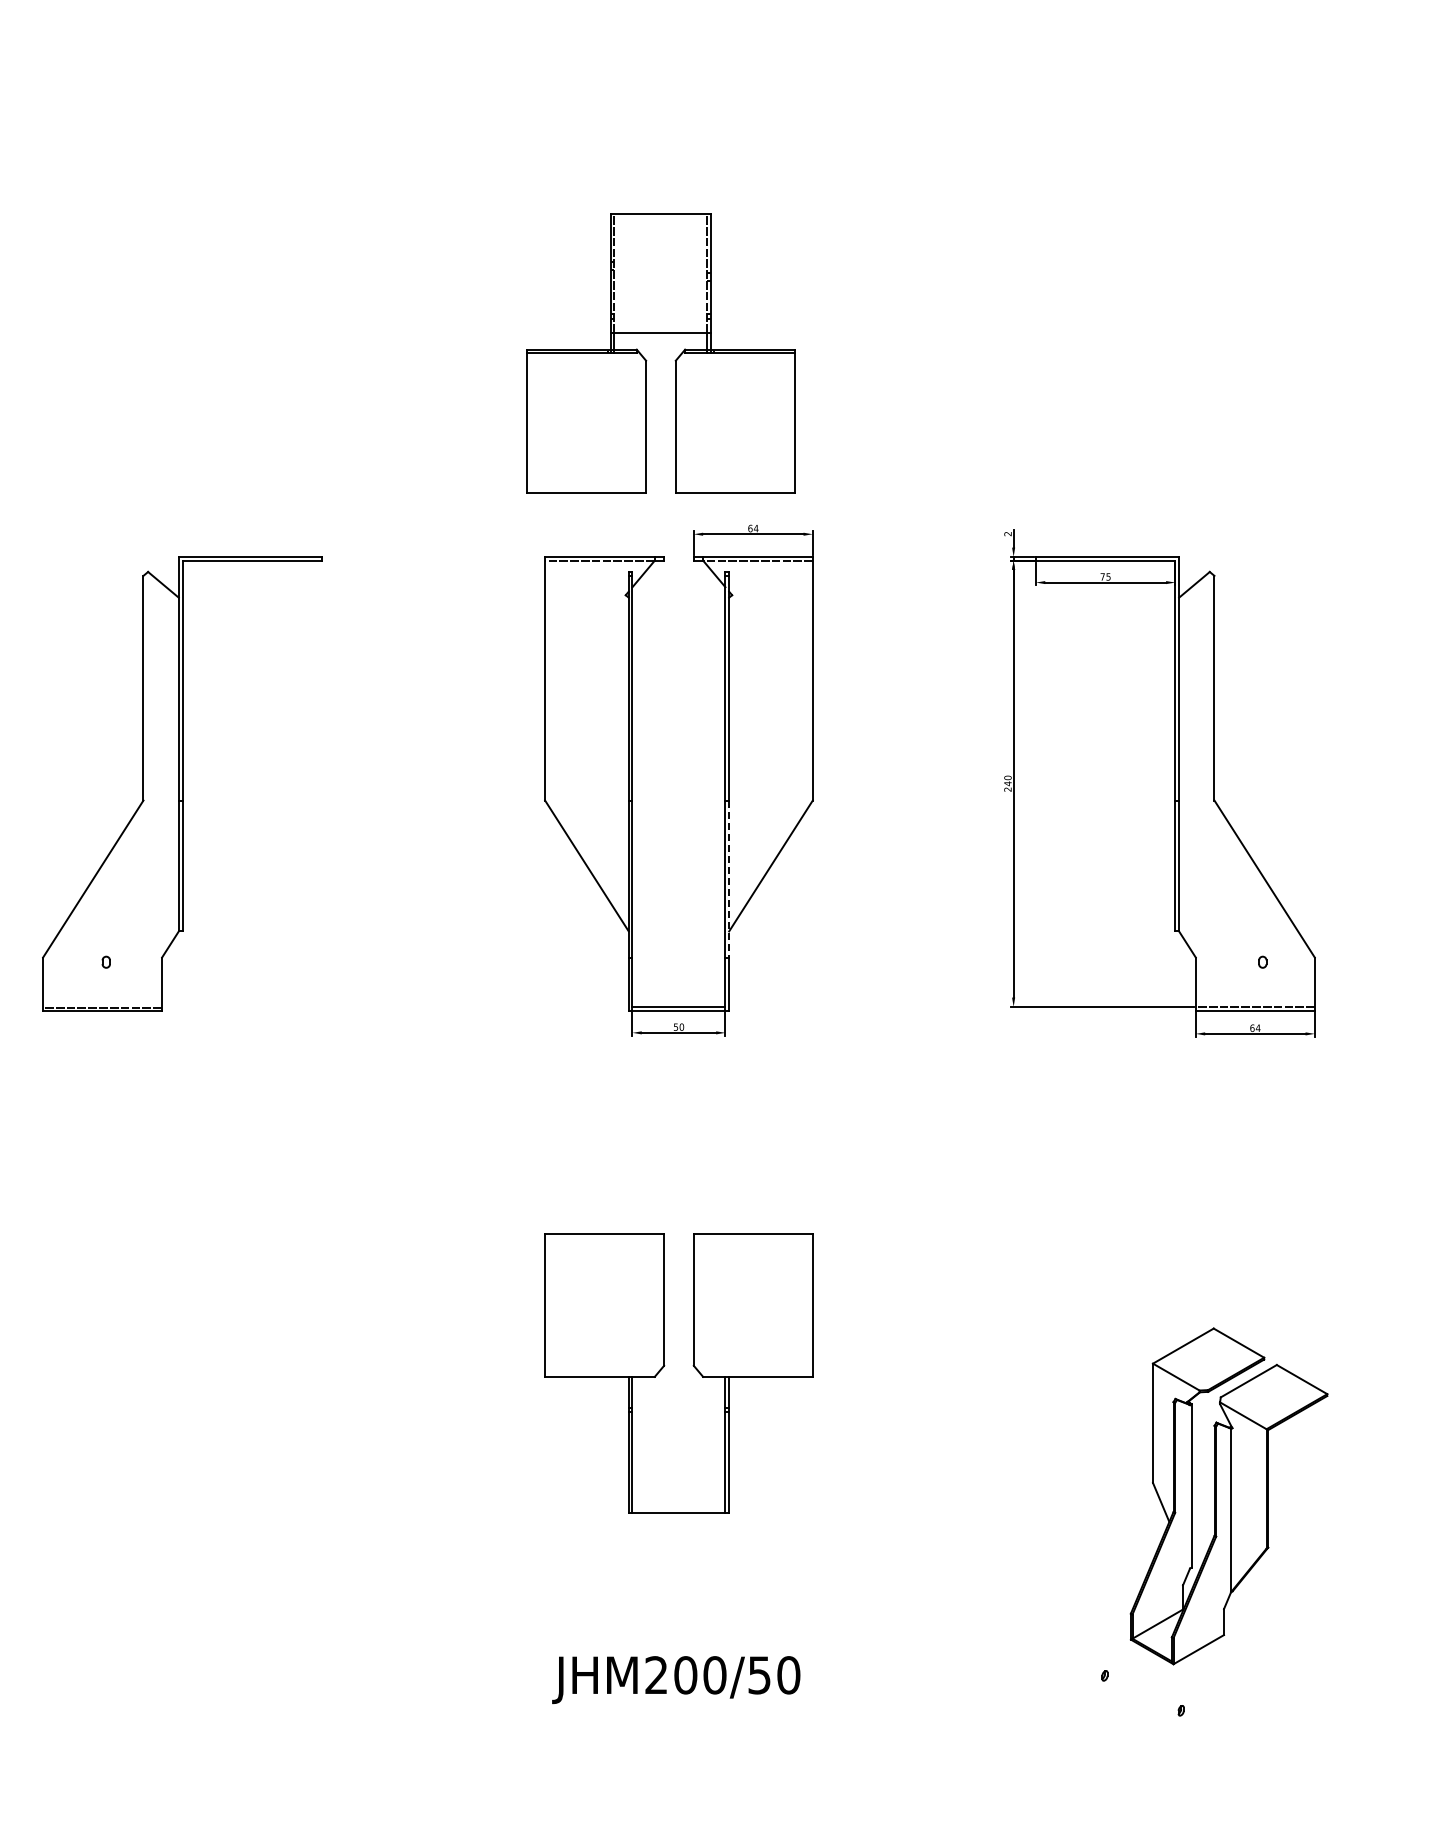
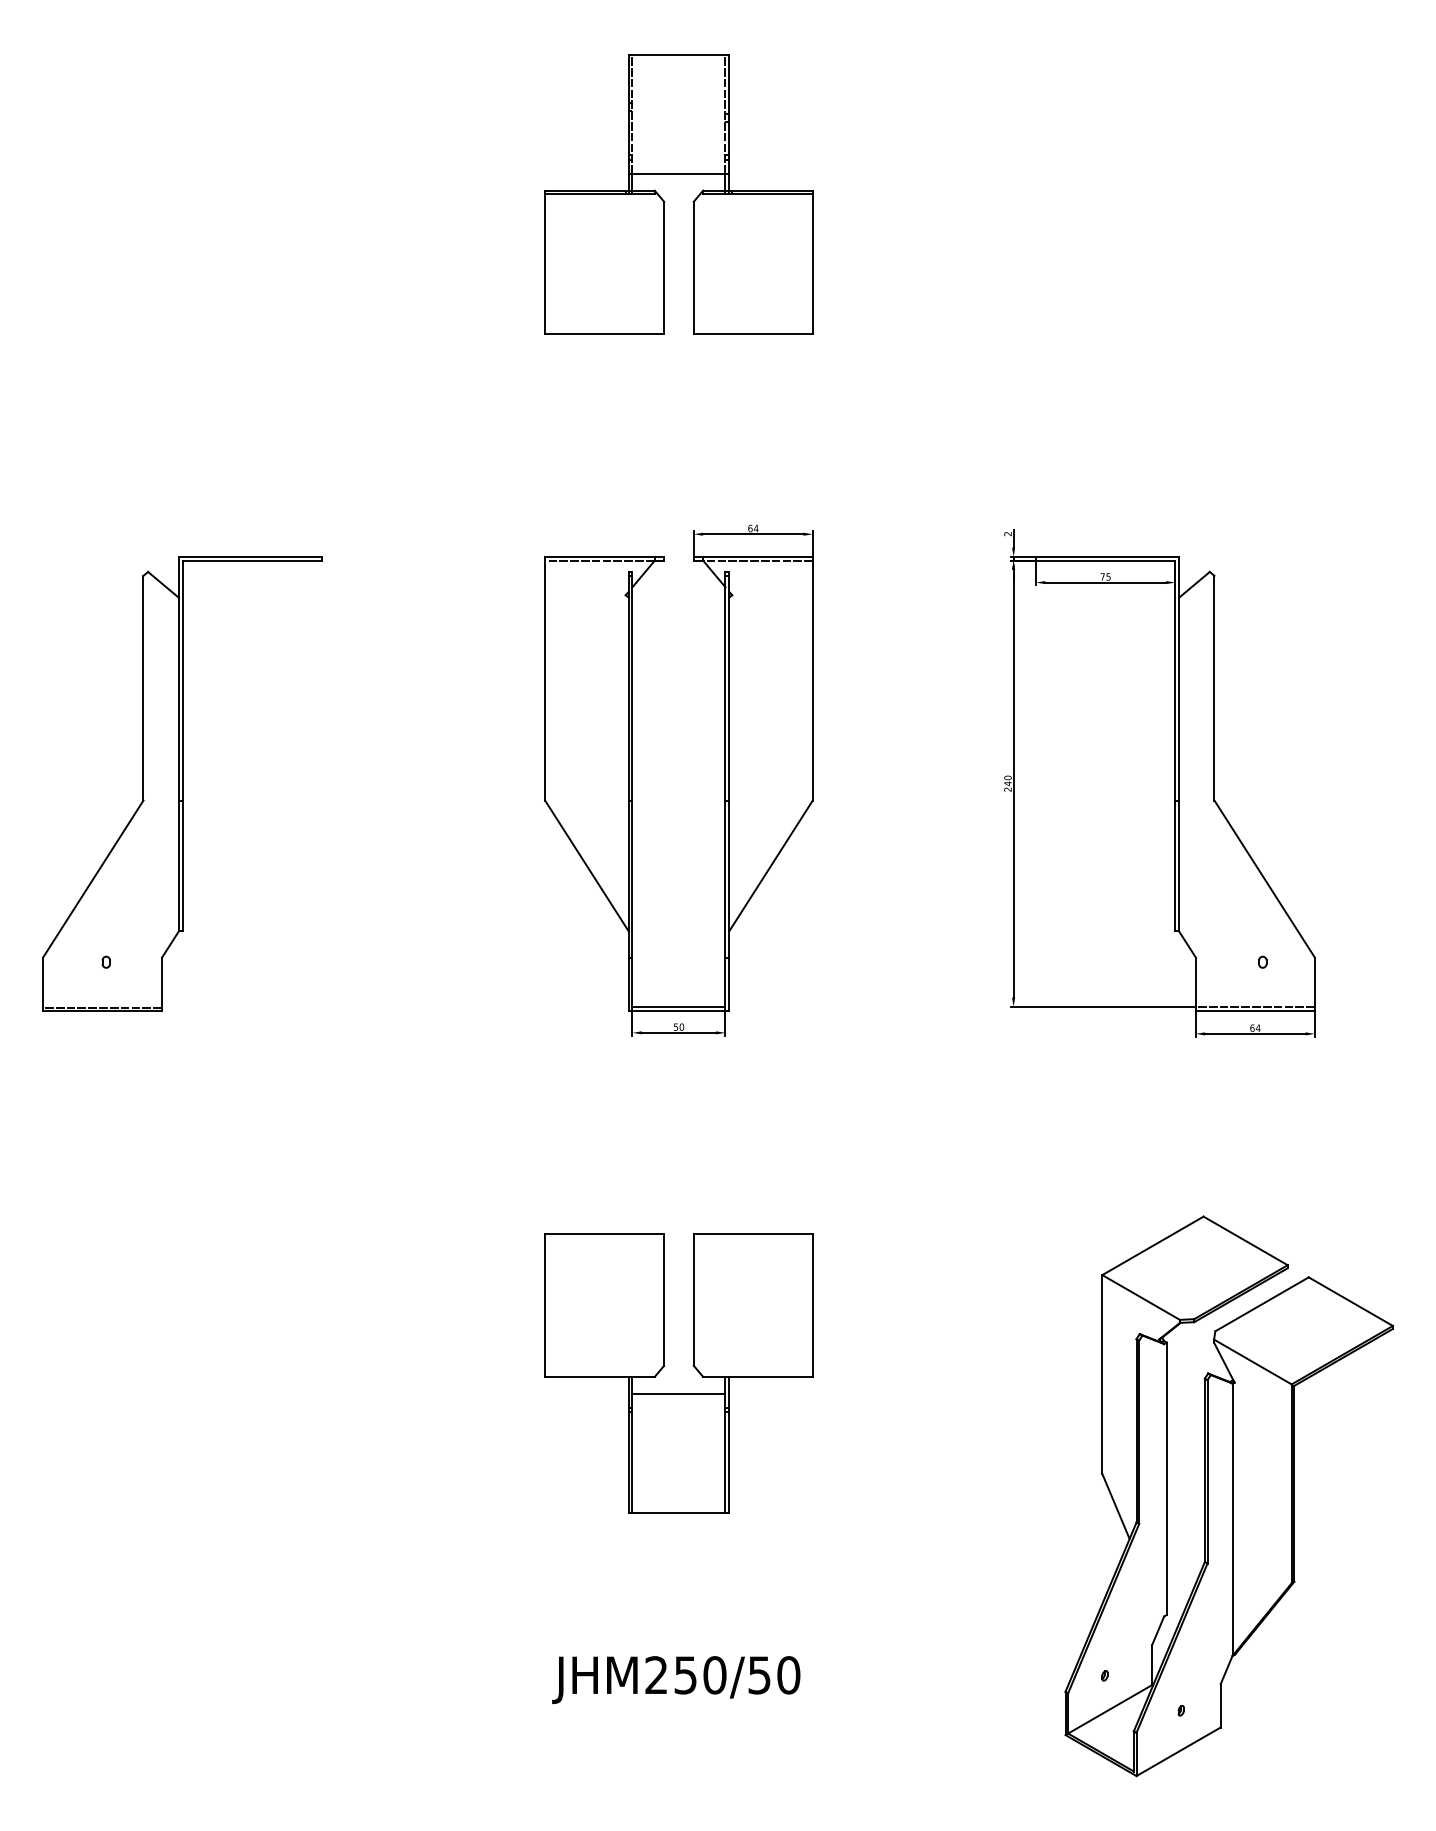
part position: (647, 360) -> (665, 201) (665, 201)
line: dashed -> solid (729, 879)
line: none -> present (678, 1393)
part size: 200x339 px -> 330x563 px (1228, 1496)
text: JHM200/50 -> JHM250/50 (685, 1675)
